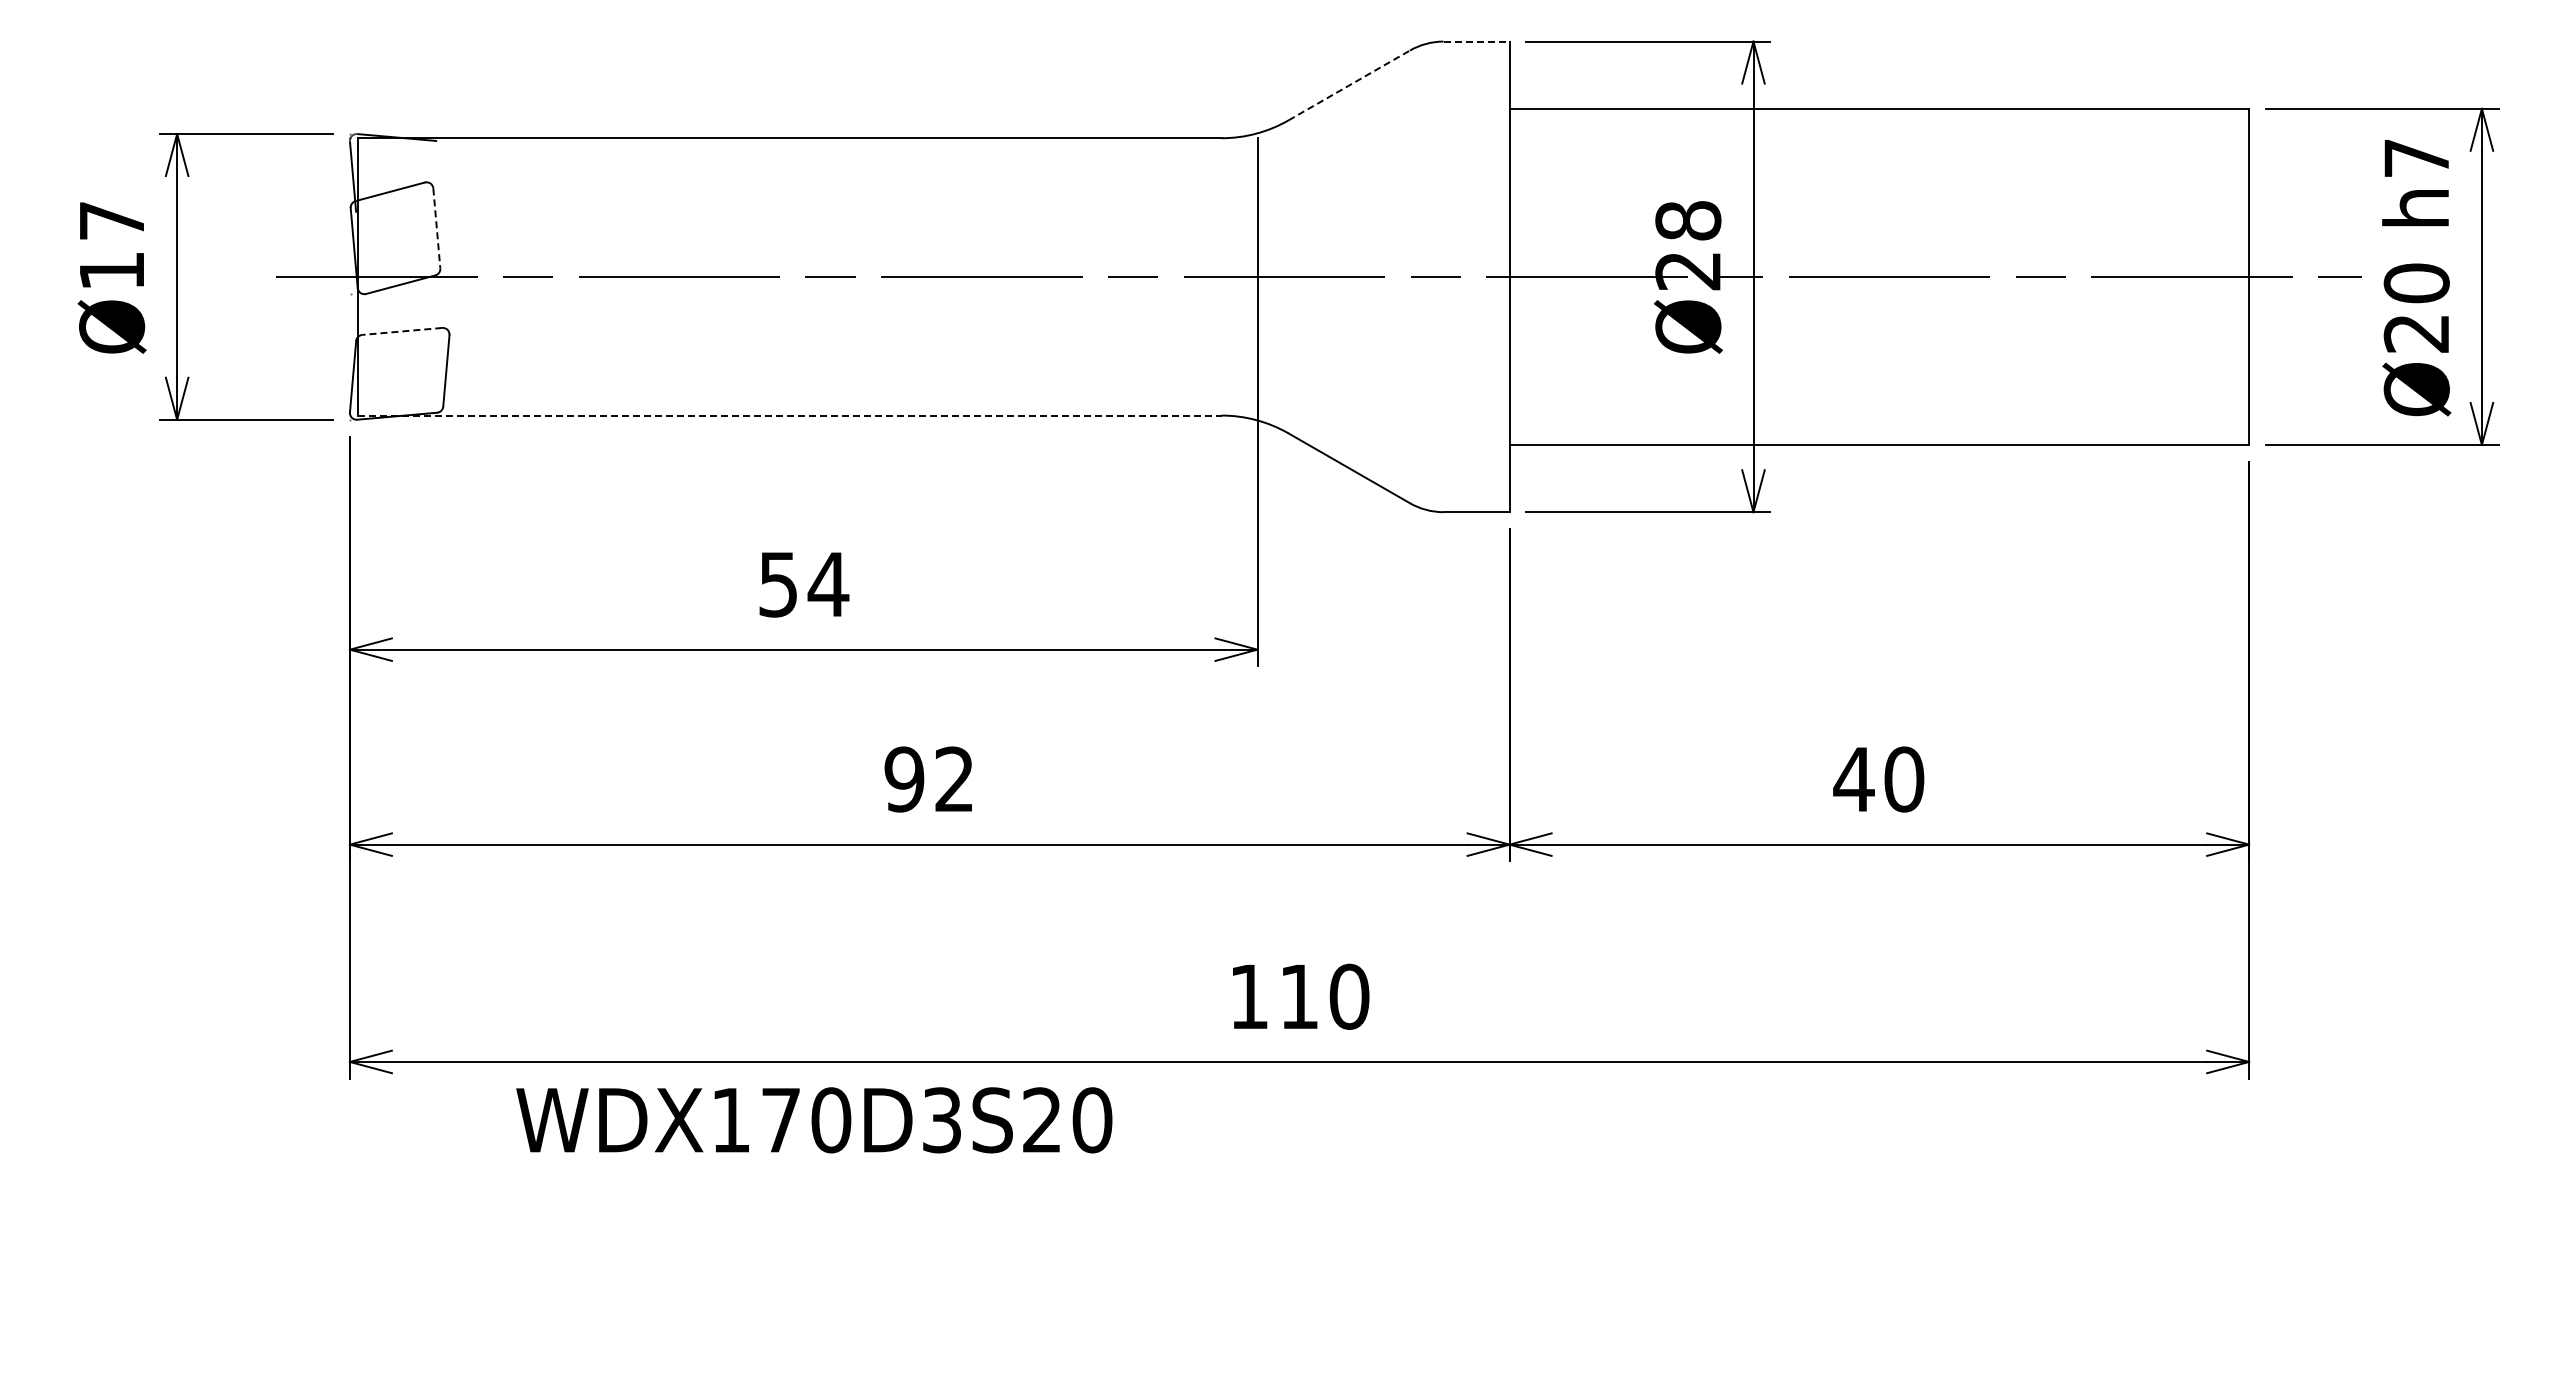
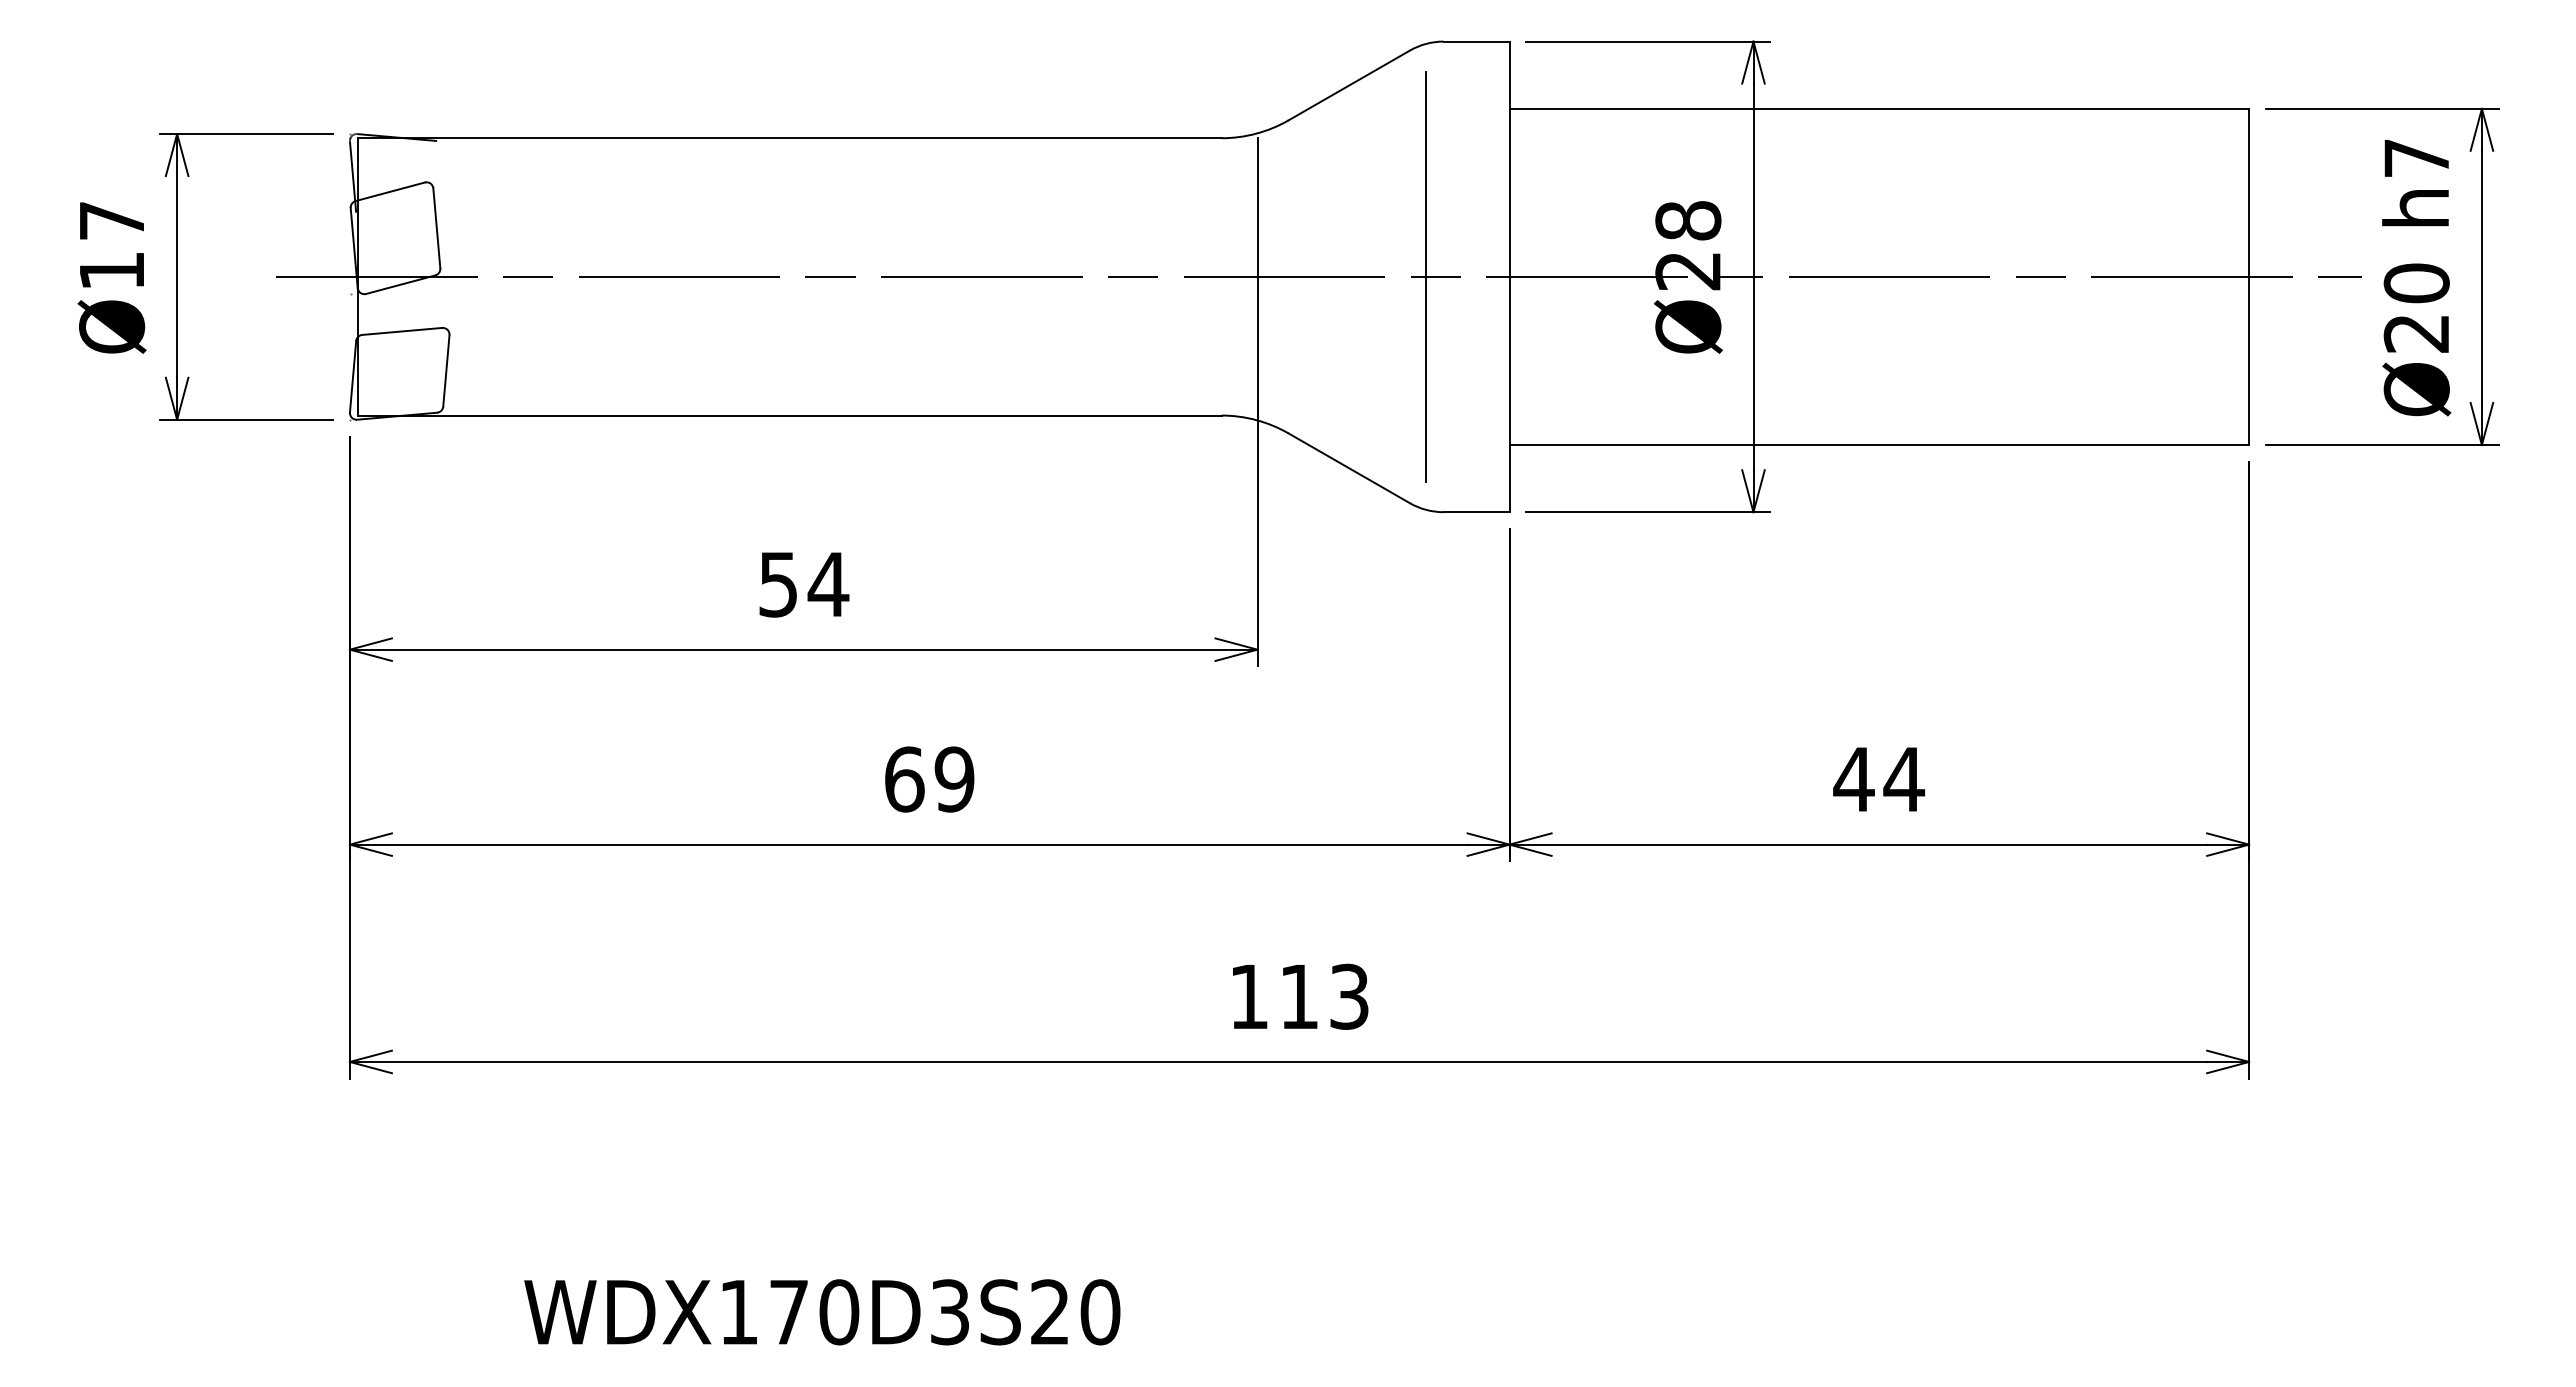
line: dashed -> solid (1477, 41)
line: dashed -> solid (1349, 85)
line: dashed -> solid (436, 228)
line: none -> present (1425, 277)
line: dashed -> solid (401, 331)
line: dashed -> solid (789, 415)
text: 92 -> 69 (929, 779)
text: 40 -> 44 (1904, 779)
text: 110 -> 113 (1349, 996)
text position: (814, 1120) -> (822, 1312) (822, 1312)
